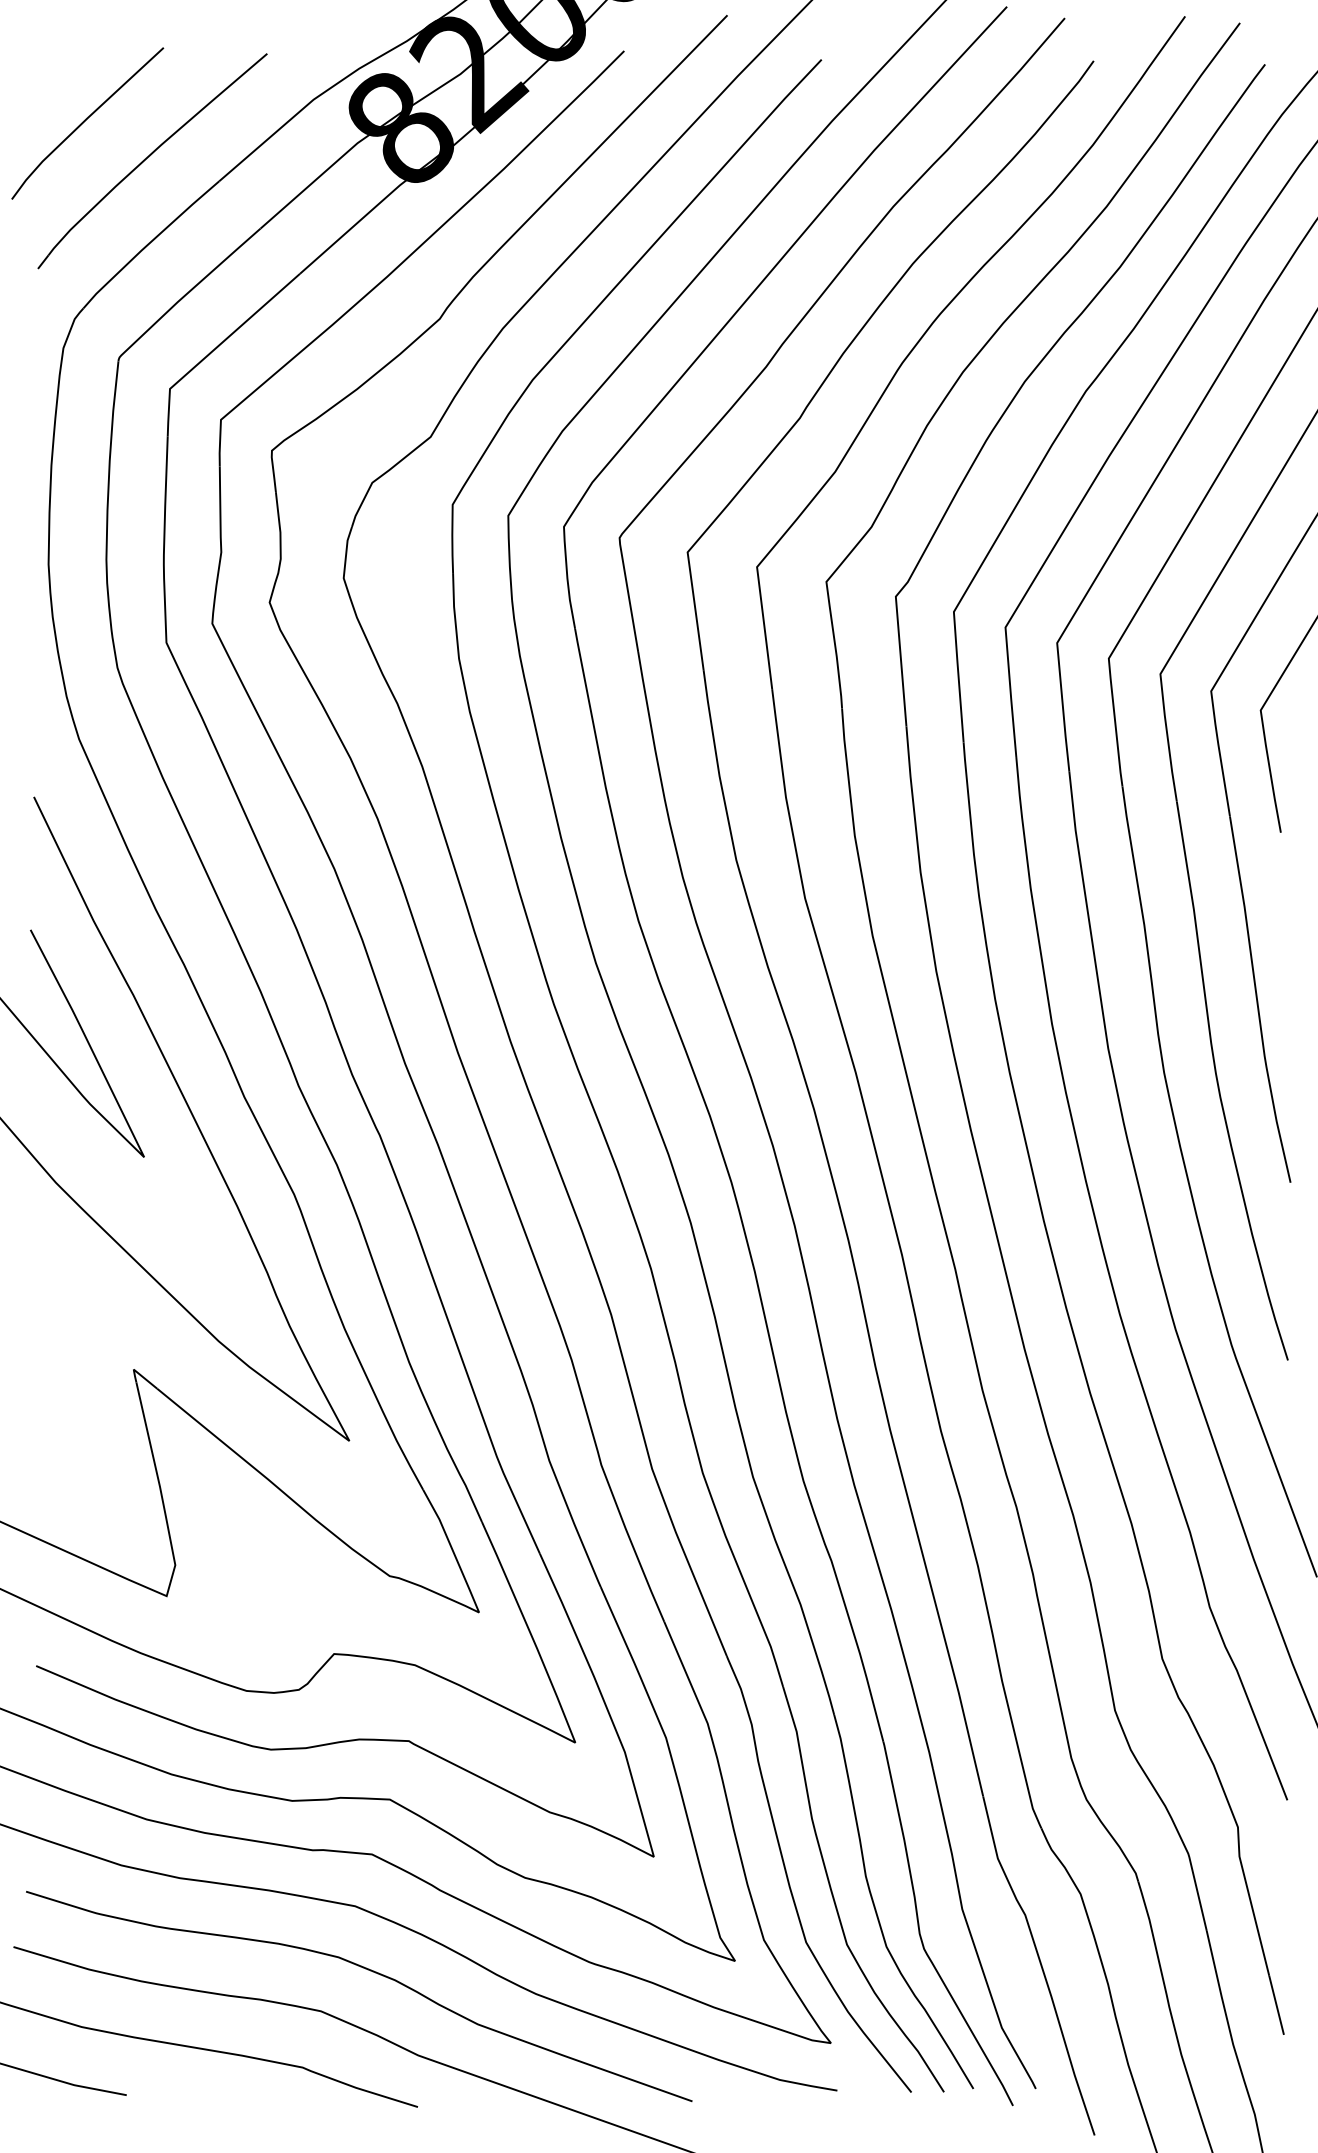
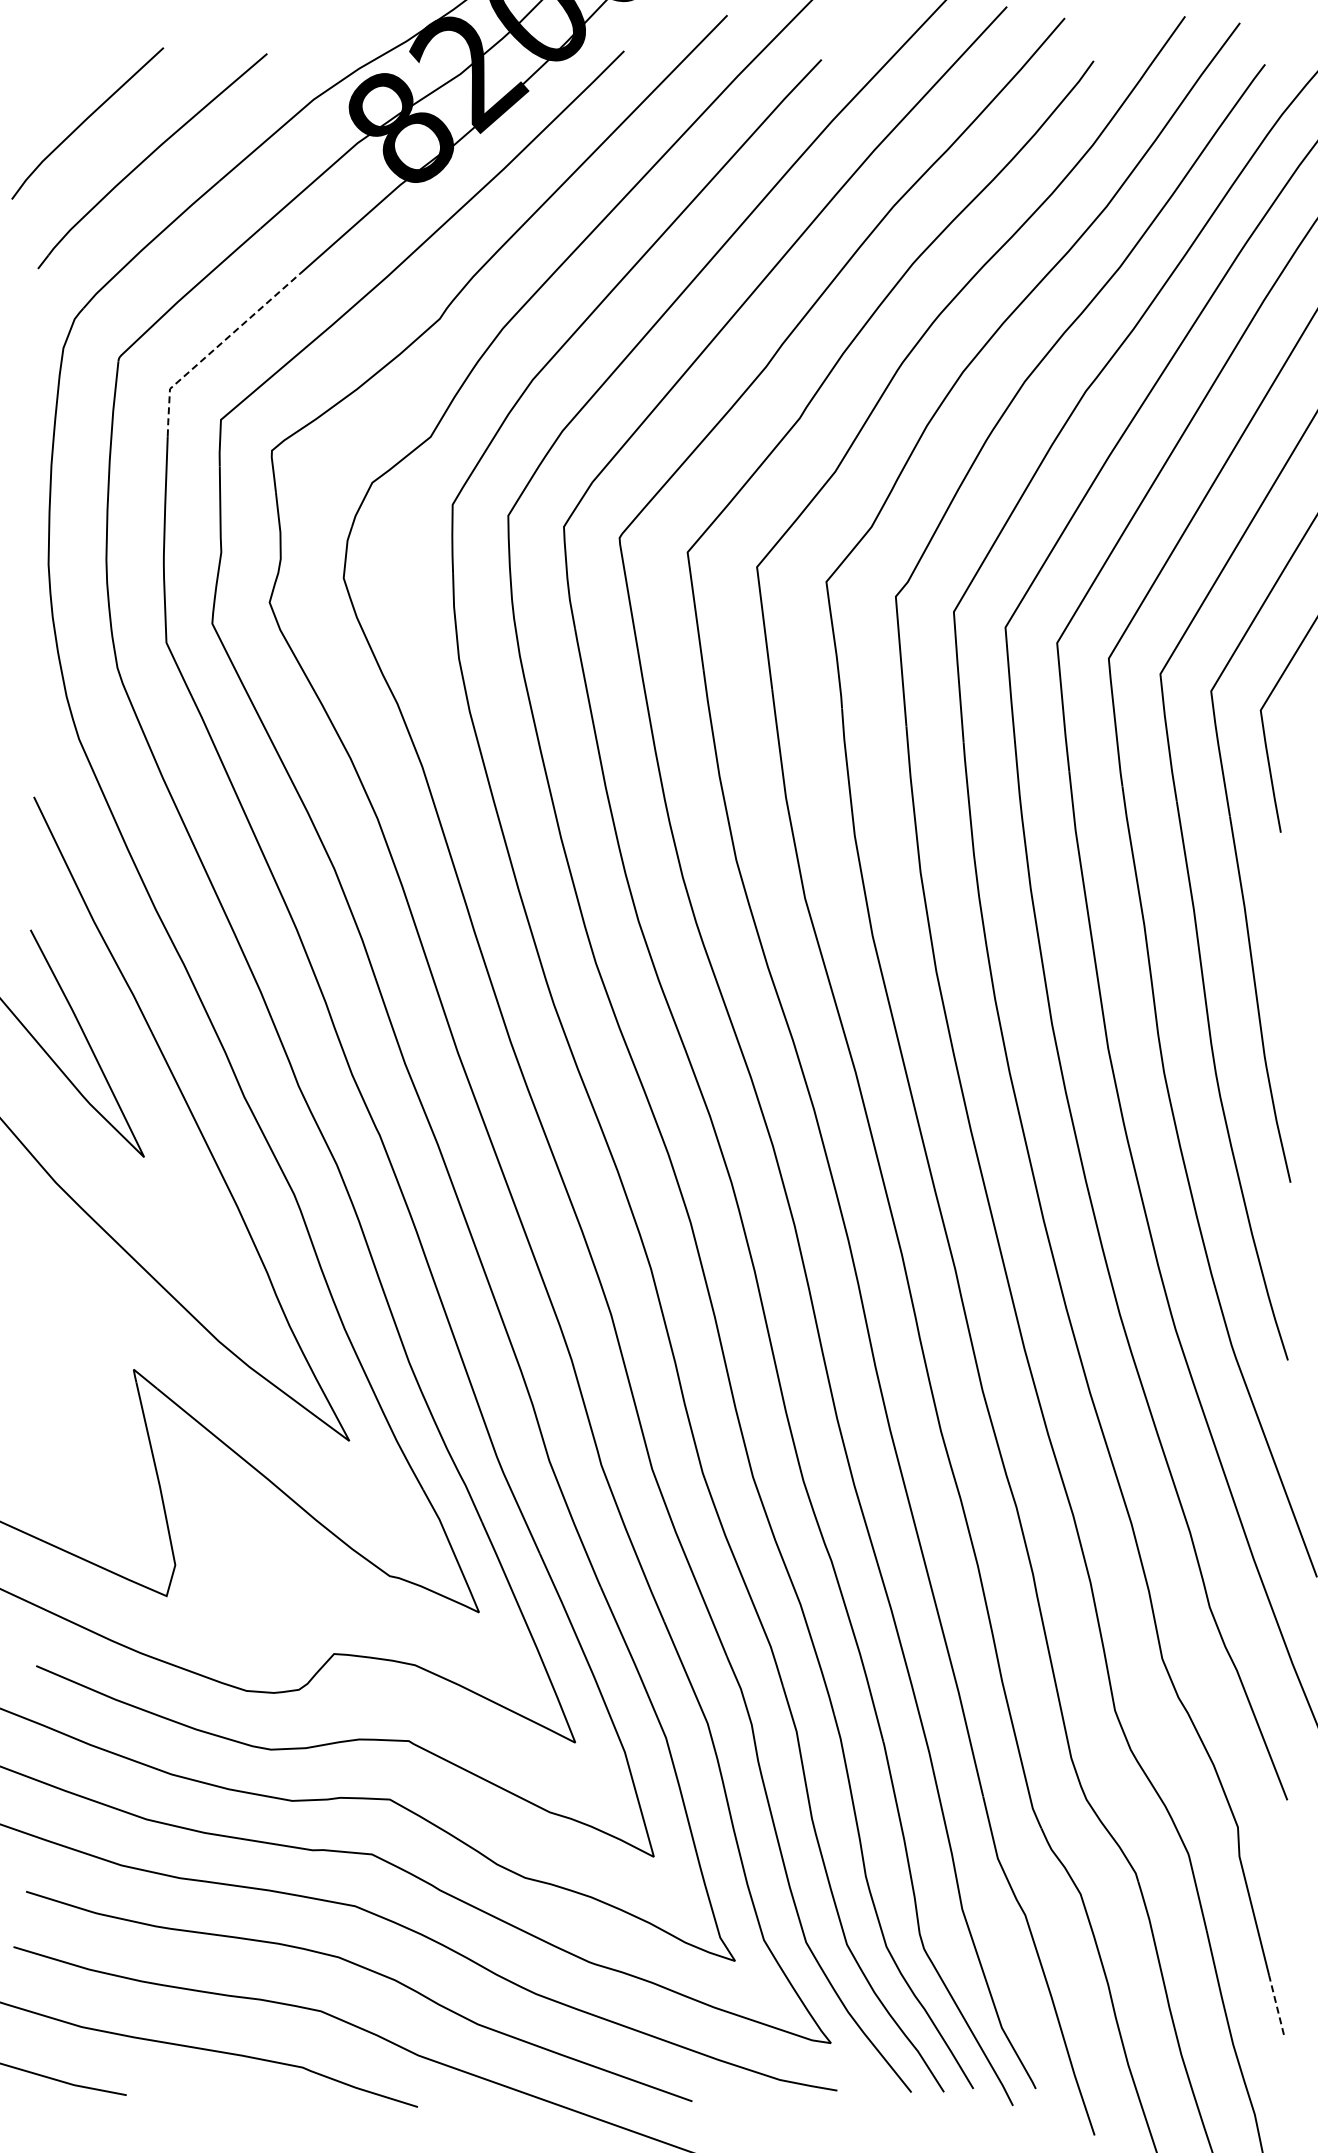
line: solid -> dashed (216, 347)
line: solid -> dashed (1276, 2004)
